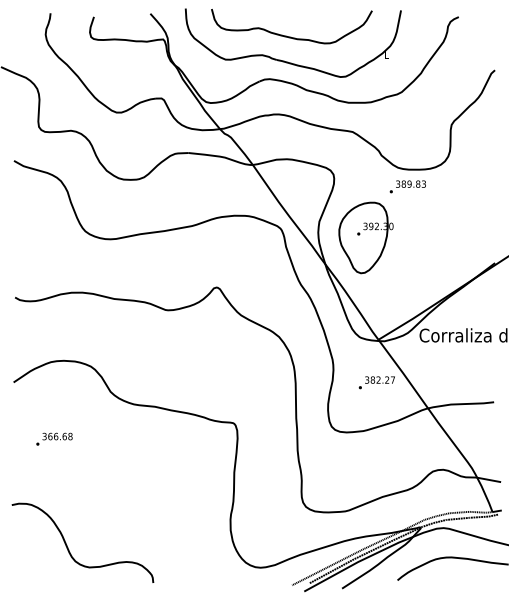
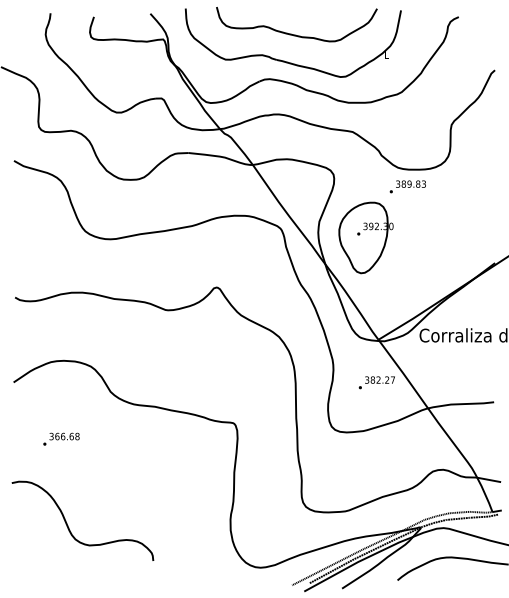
curve position: (290, 36) -> (295, 34) (295, 34)
text position: (54, 438) -> (61, 438) (61, 438)
curve position: (69, 549) -> (69, 527) (69, 527)
